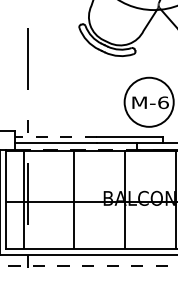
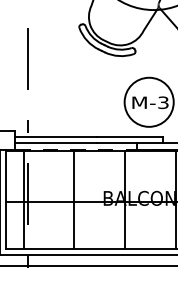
text: M-6 -> M-3 (163, 102)
line: dashed -> solid (56, 137)
line: dashed -> solid (88, 266)
